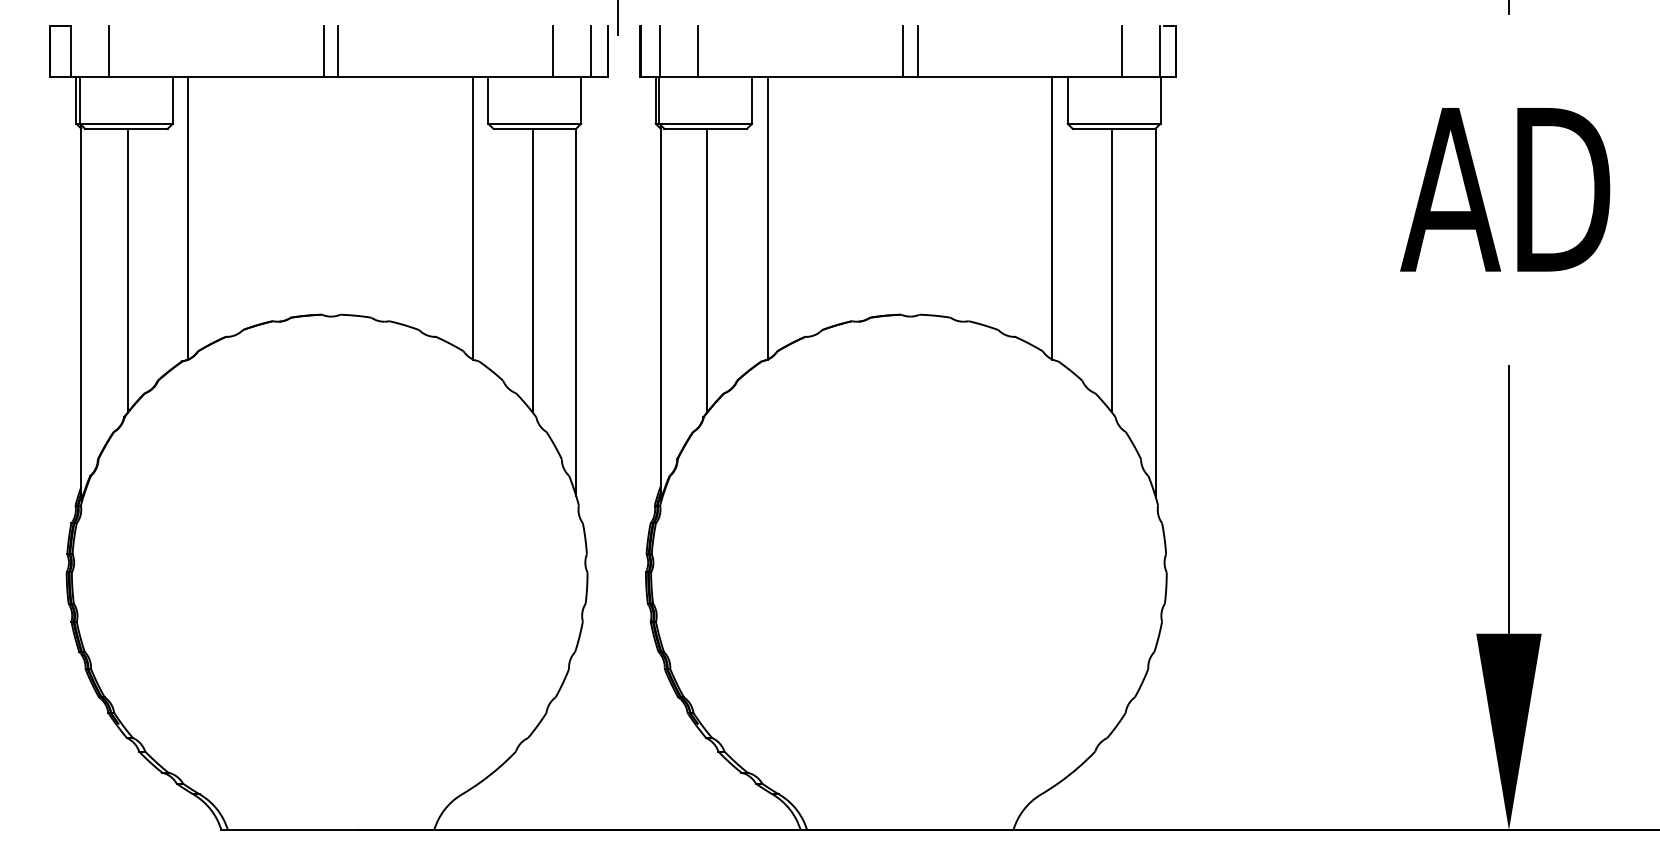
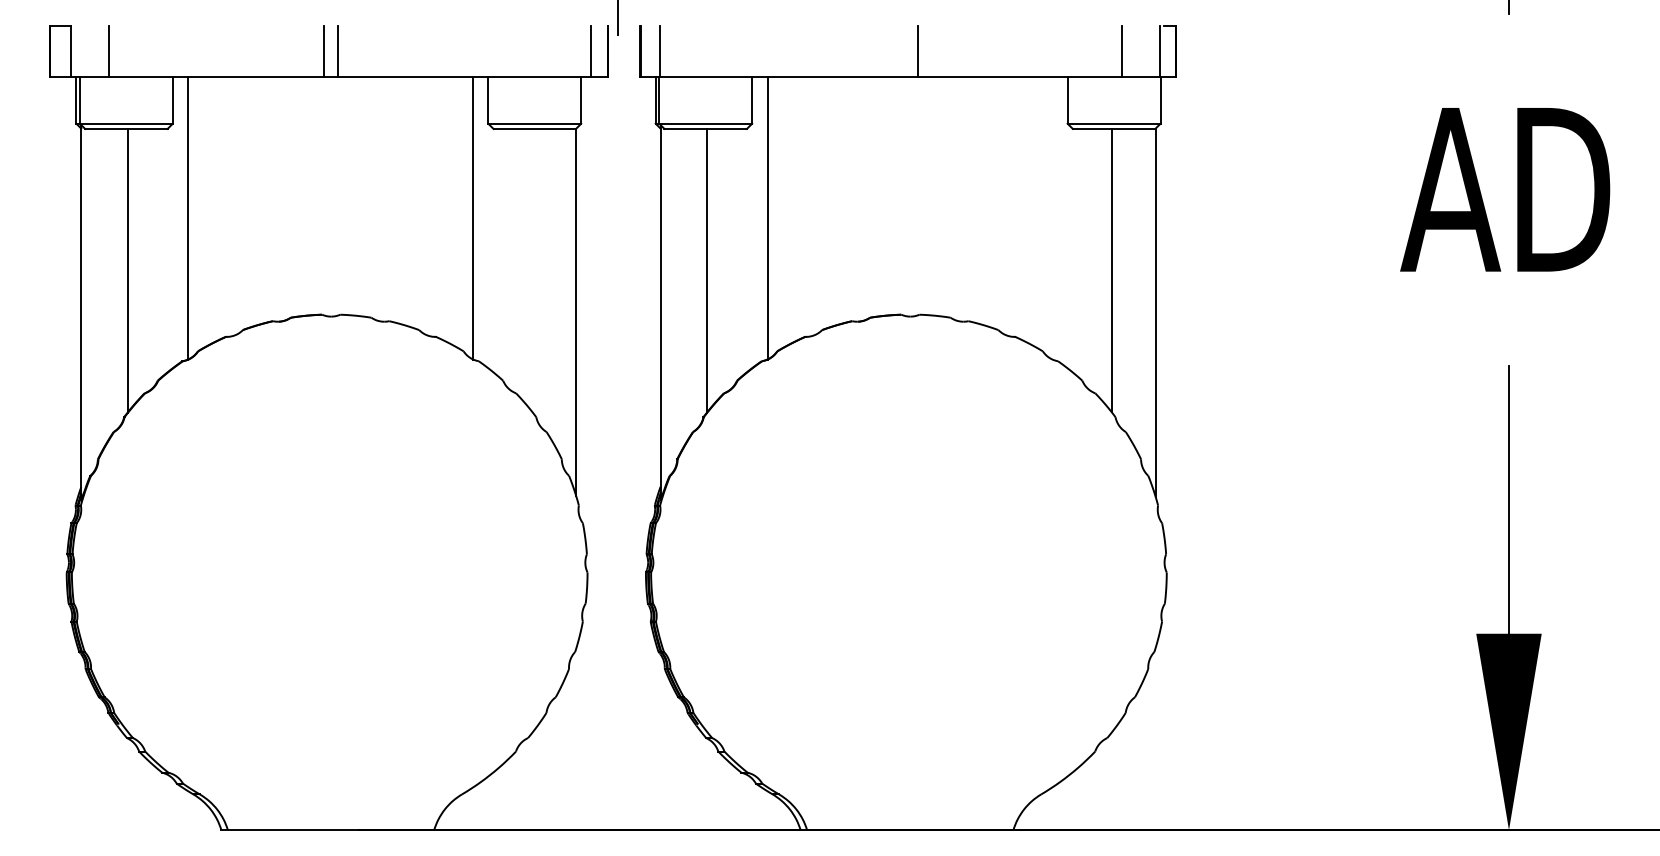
line: present -> none (553, 51)
line: present -> none (698, 51)
line: present -> none (903, 51)
line: present -> none (1052, 218)
line: present -> none (532, 270)
